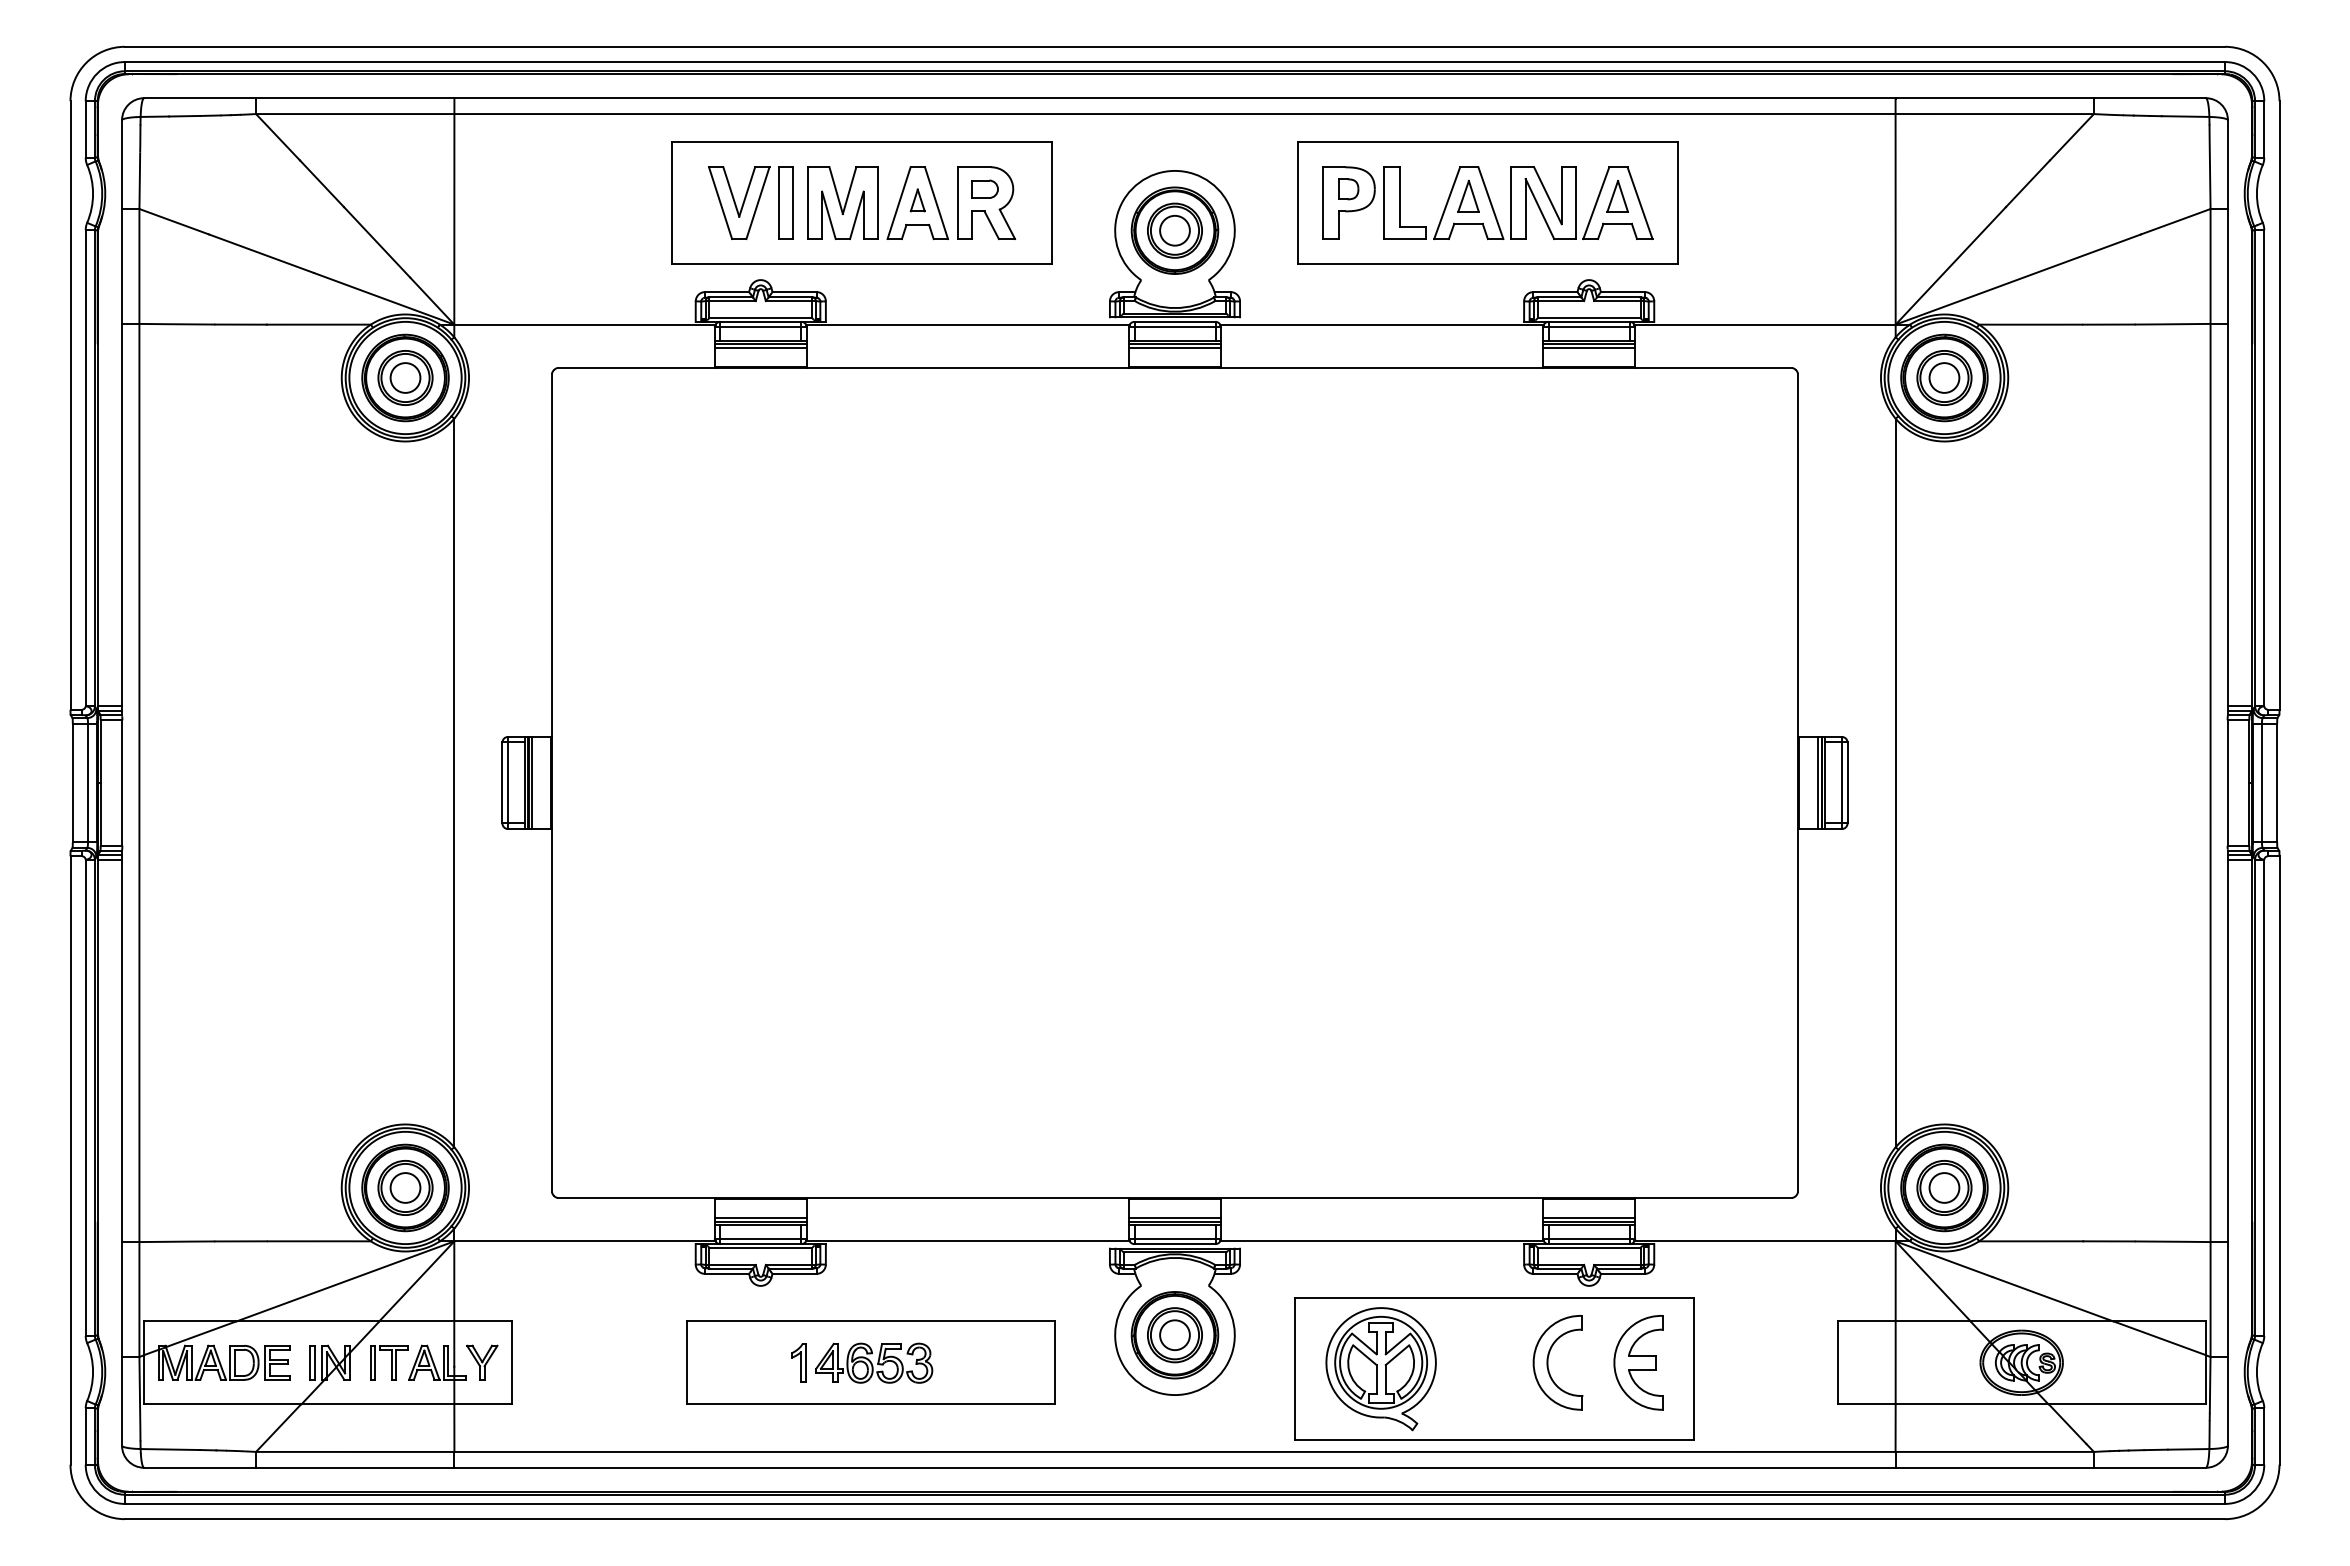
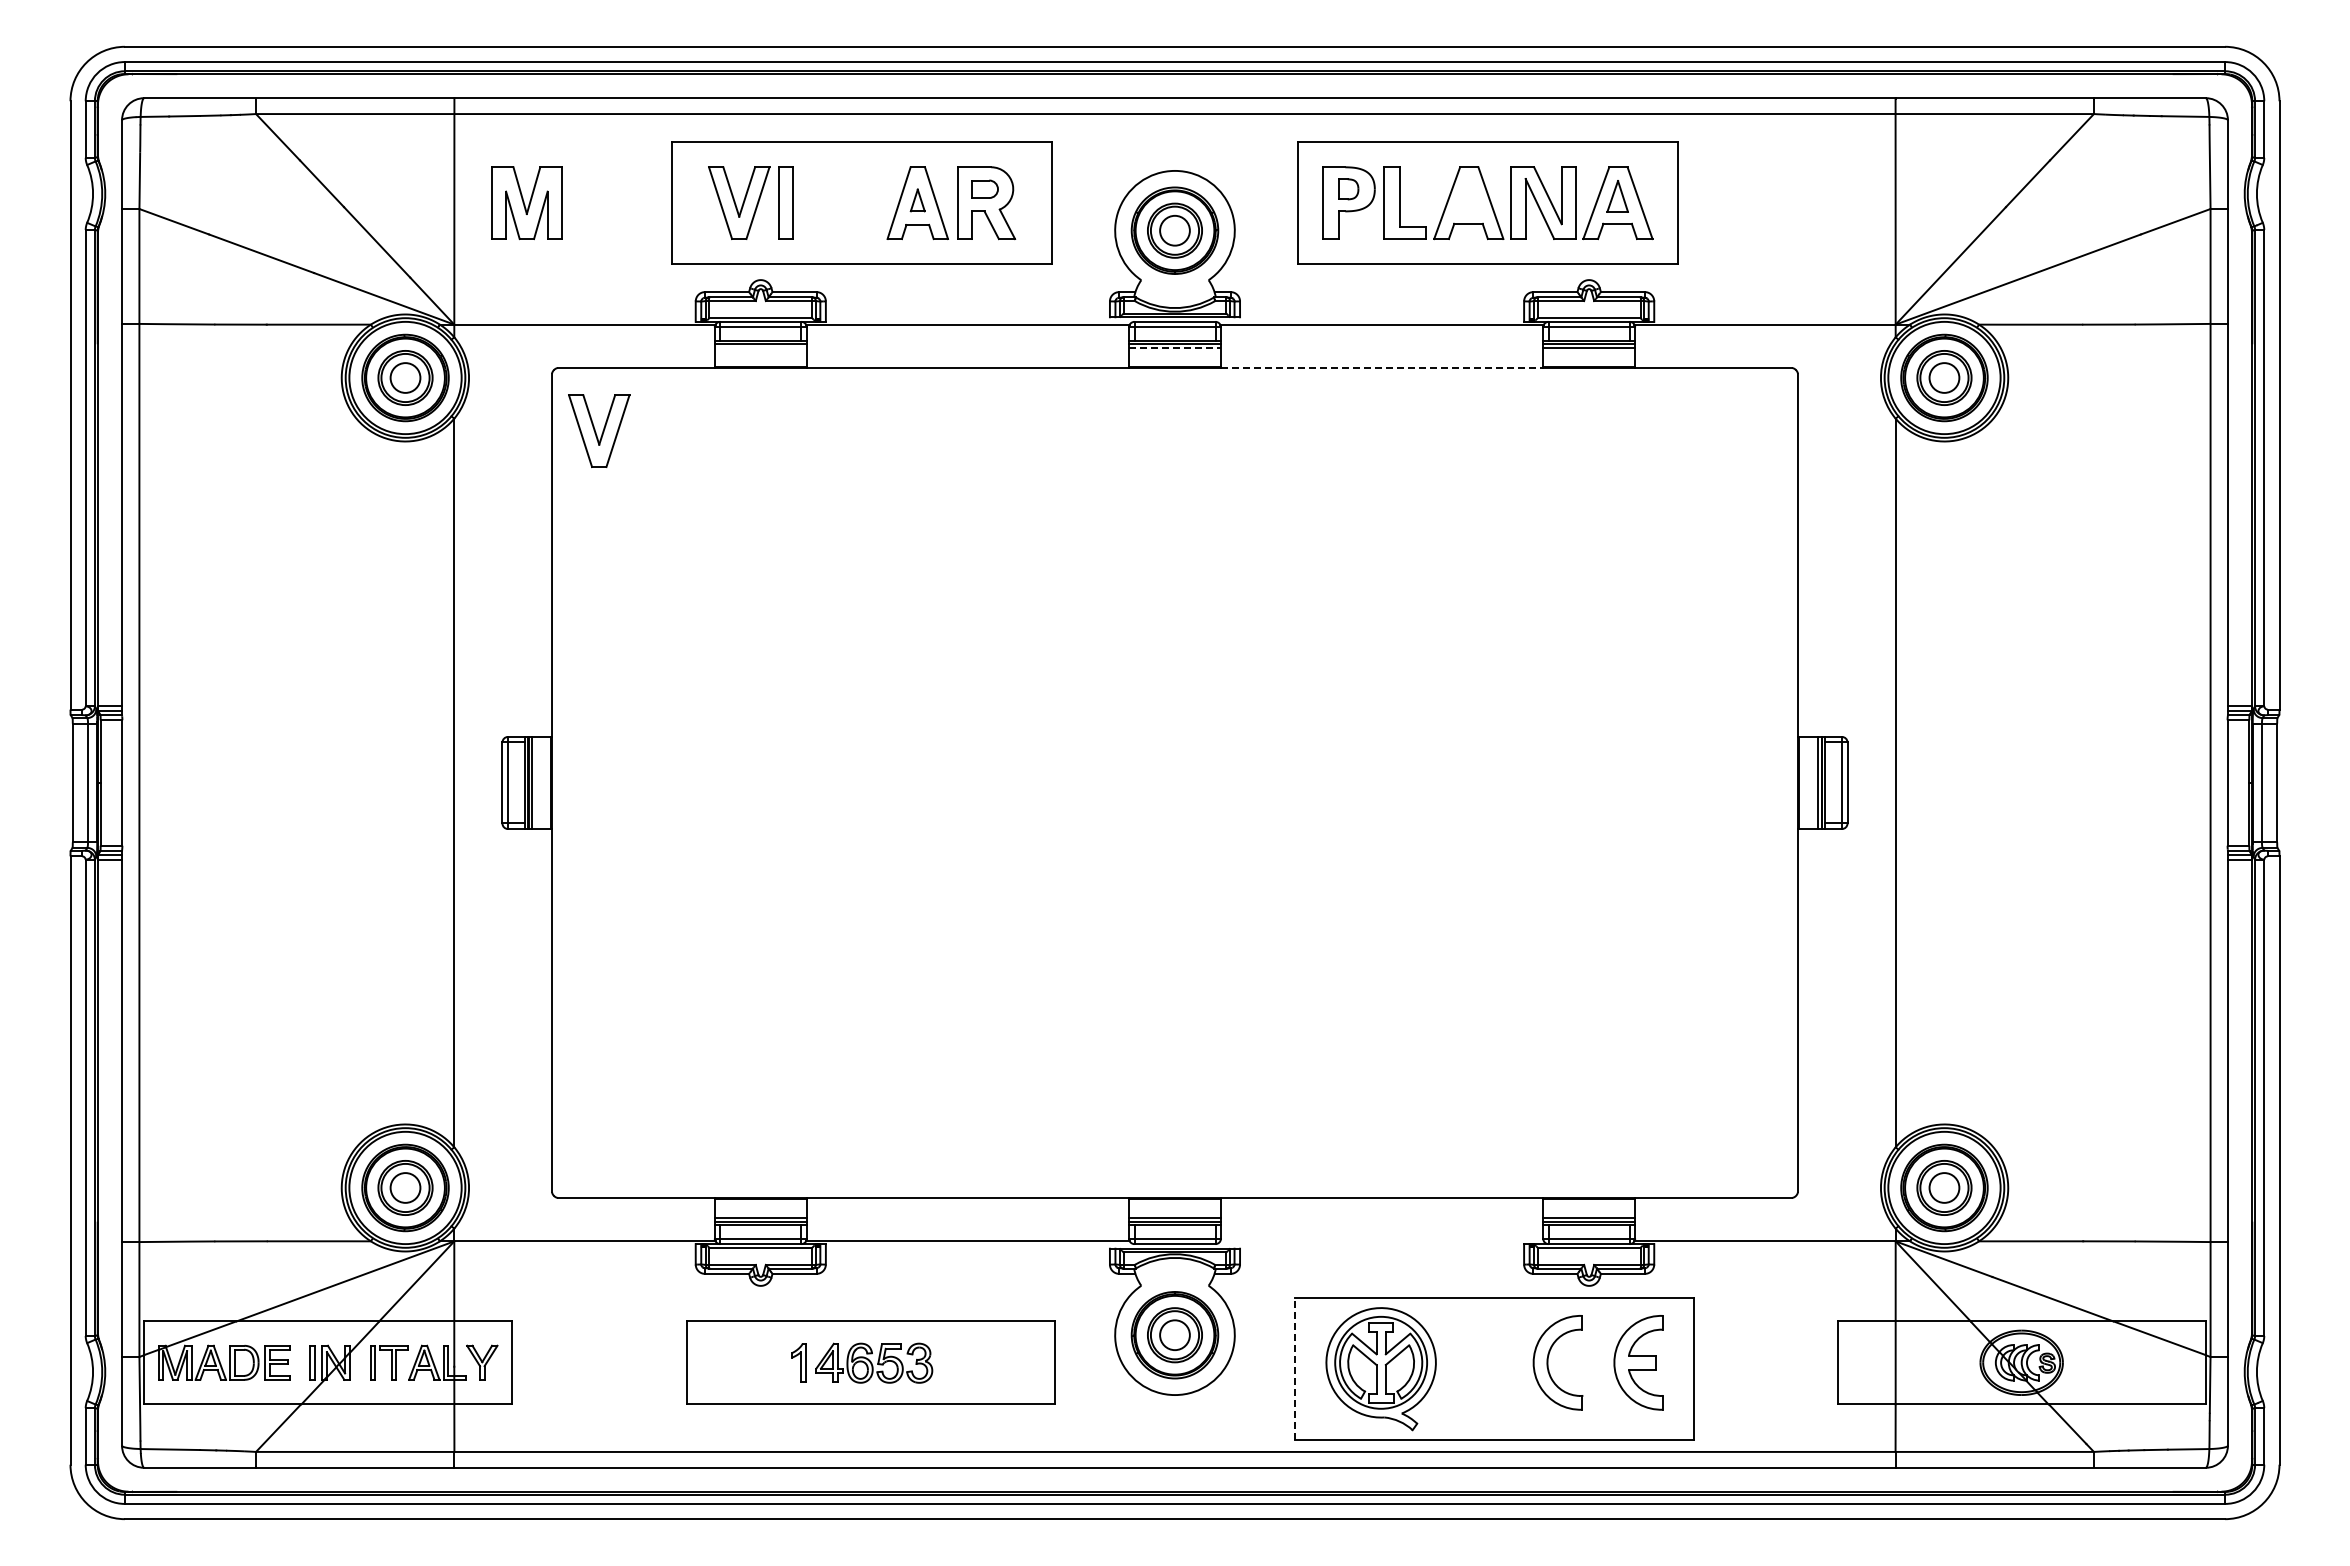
part: present -> none (1468, 196)
part position: (842, 202) -> (526, 202) (526, 202)
line: present -> none (760, 348)
line: solid -> dashed (1175, 348)
line: solid -> dashed (1382, 367)
part: none -> present (599, 430)
line: present -> none (1381, 1241)
line: solid -> dashed (1294, 1369)
